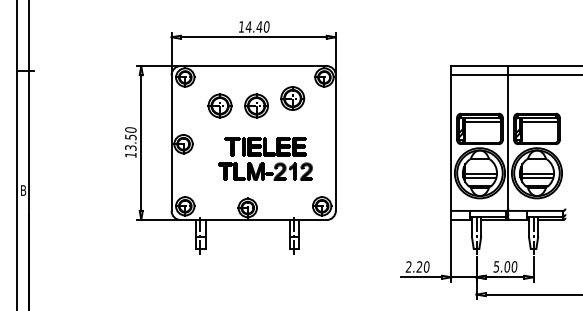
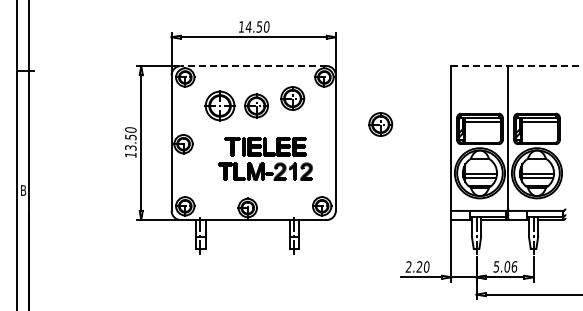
text: 14.40 -> 14.50 (259, 26)
line: solid -> dashed (253, 66)
line: solid -> dashed (517, 66)
line: present -> none (515, 75)
part size: 26x26 px -> 32x32 px (219, 105)
part: none -> present (380, 124)
text: 5.00 -> 5.06 (514, 266)
